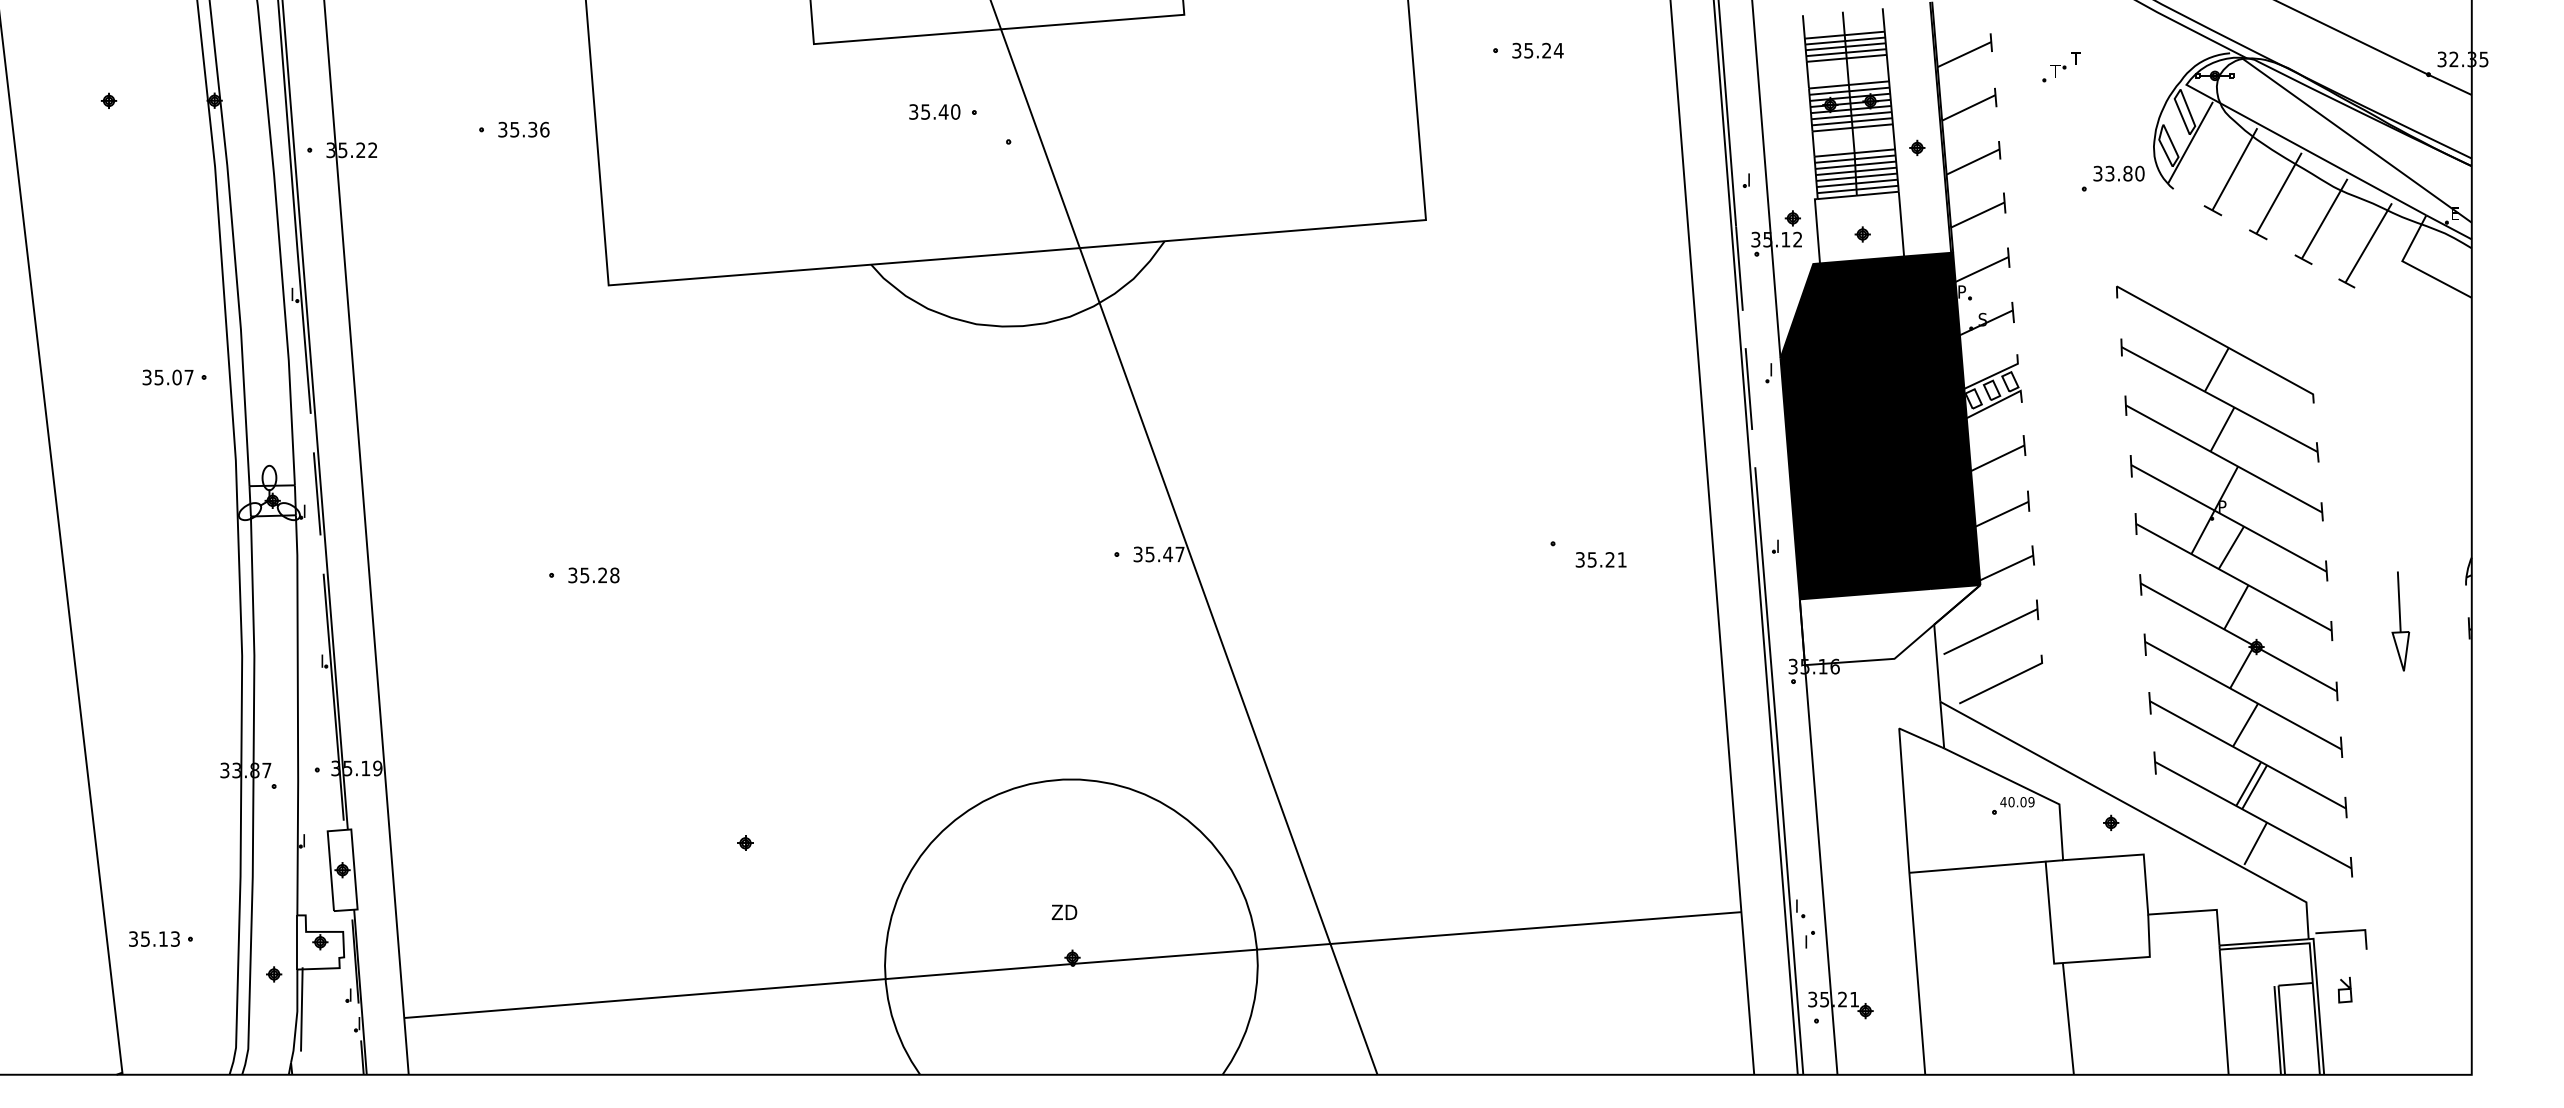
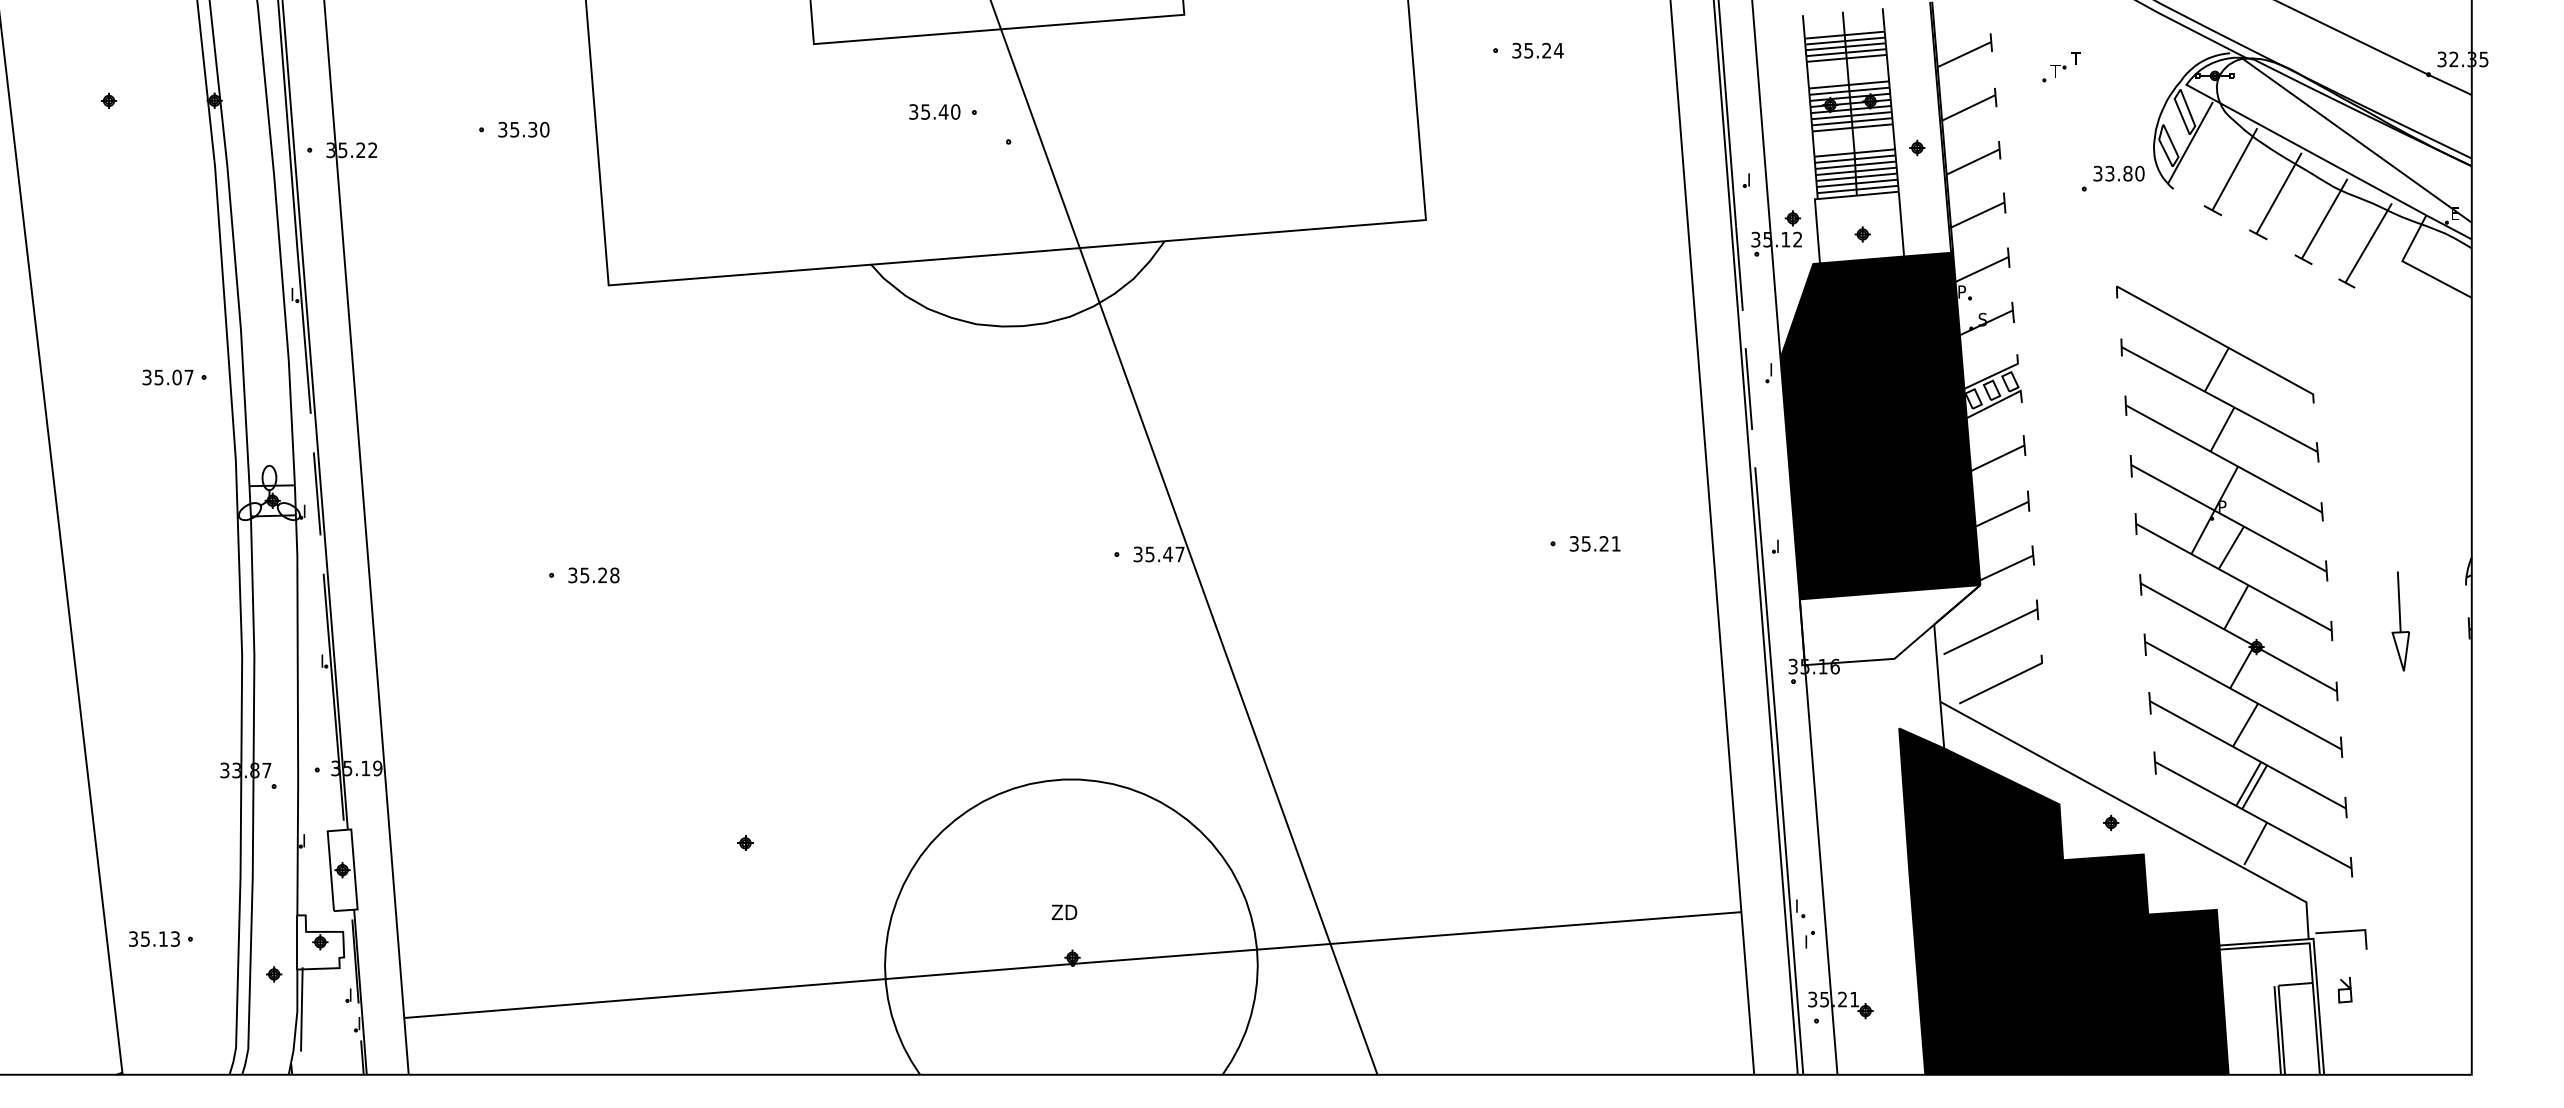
text: 35.36 -> 35.30 (544, 129)
text position: (1600, 559) -> (1594, 543) (1594, 543)
fill: none -> present (2063, 901)
